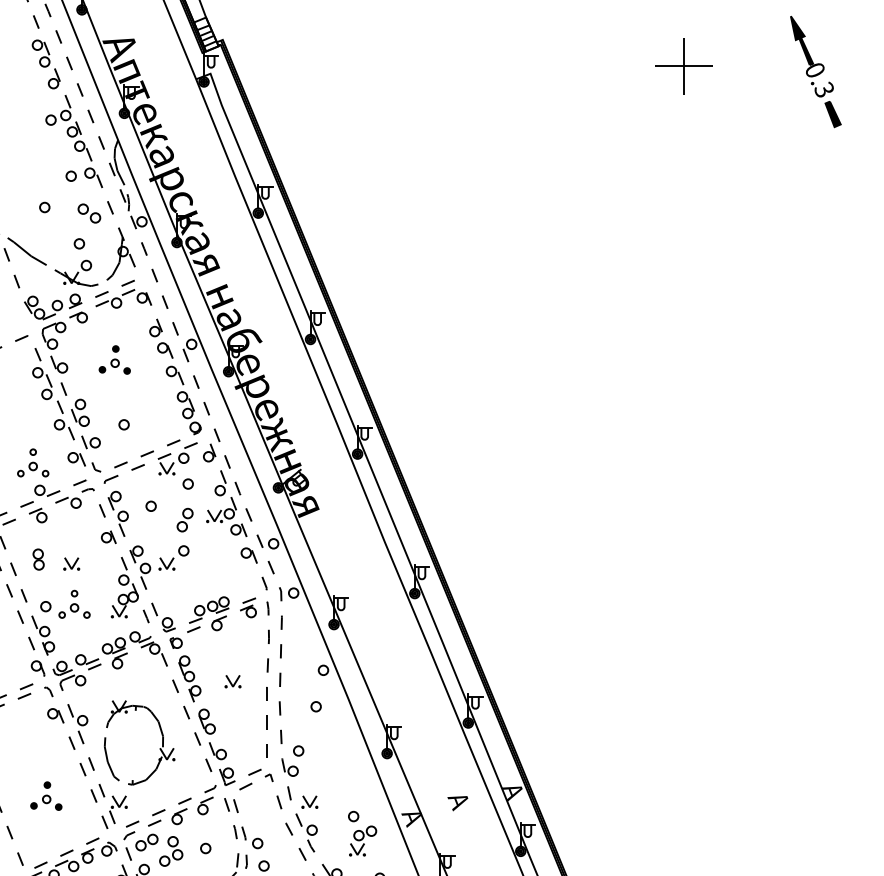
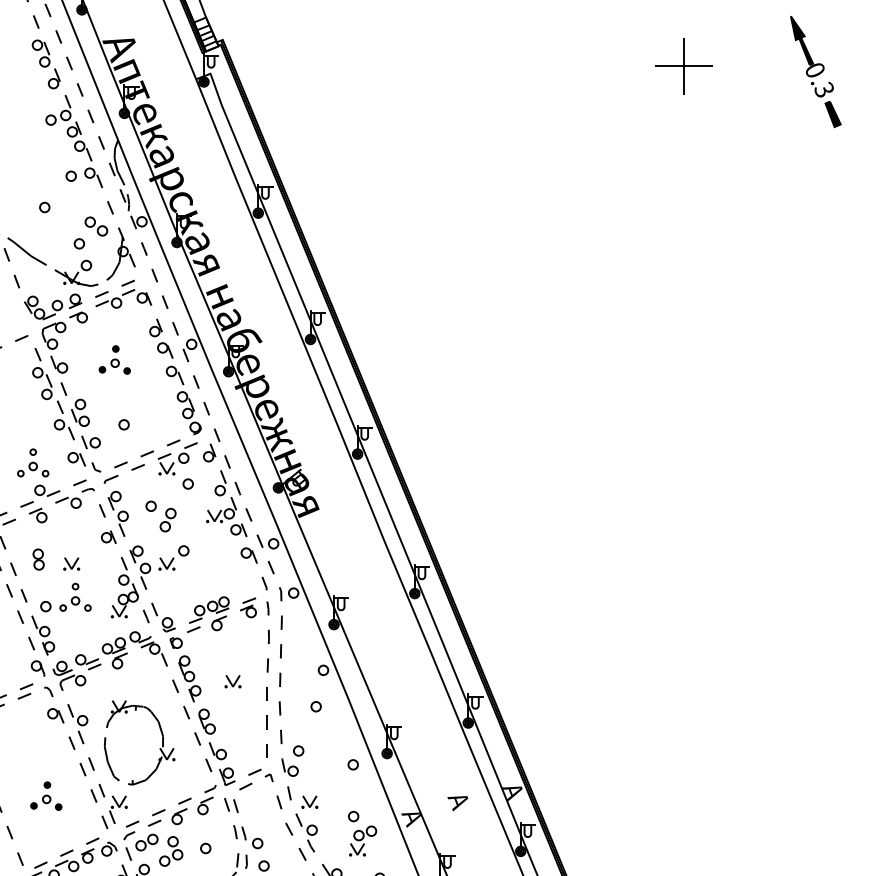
part position: (89, 213) -> (96, 226) (96, 226)
part position: (184, 519) -> (167, 519) (167, 519)
part position: (74, 603) -> (75, 596) (75, 596)
part: none -> present (352, 764)
